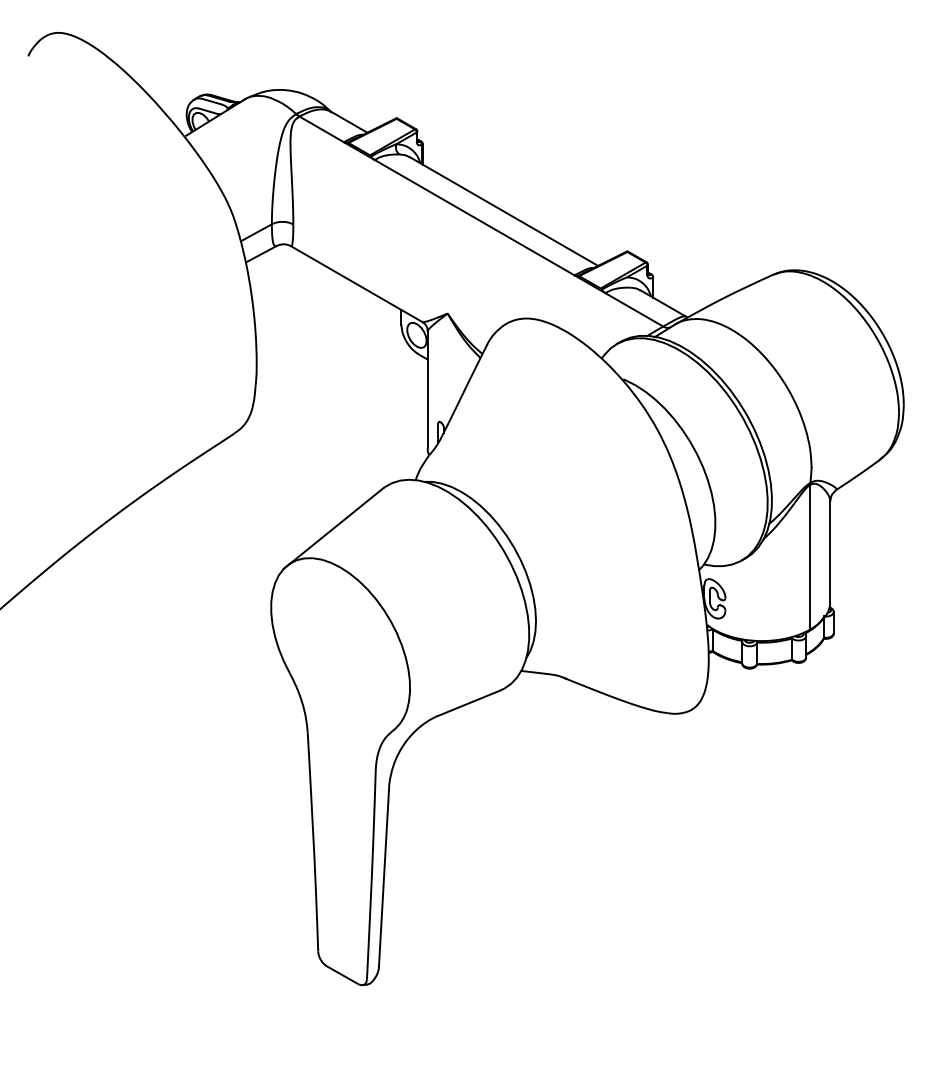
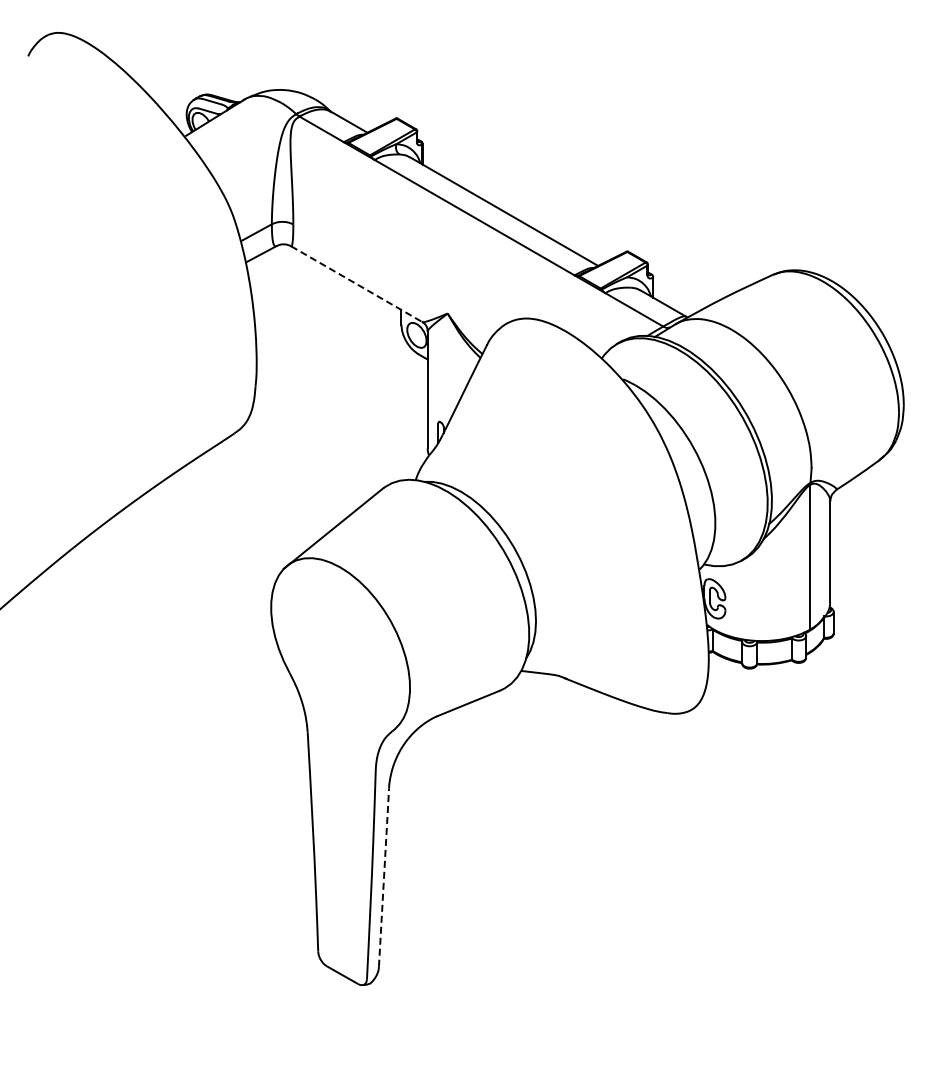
line: solid -> dashed (356, 284)
line: solid -> dashed (384, 877)
